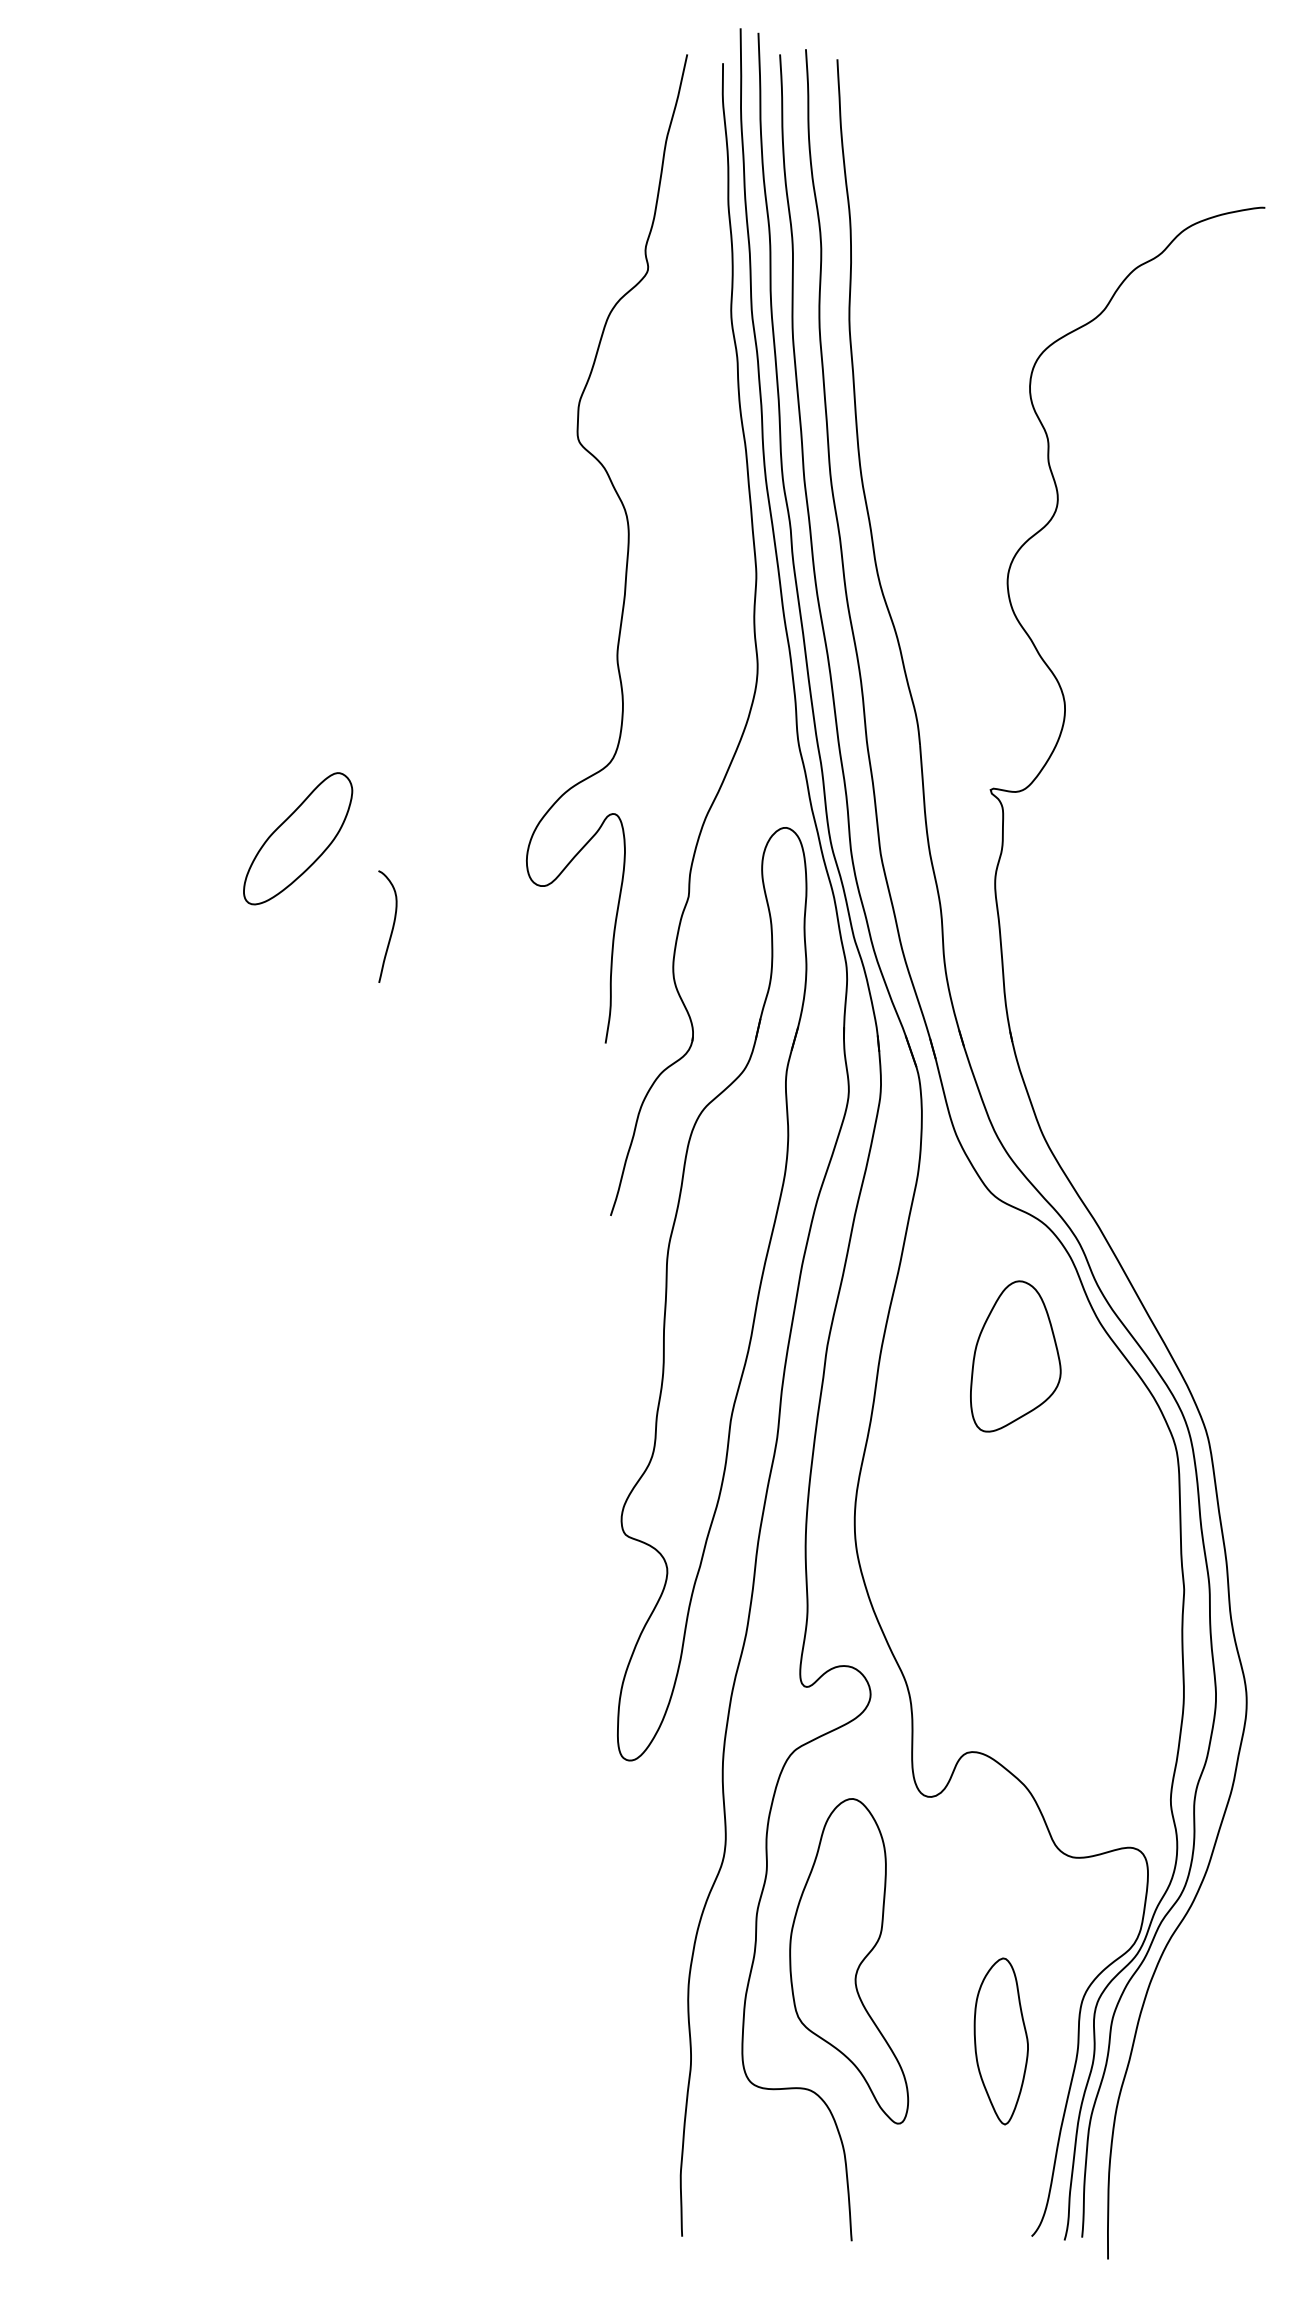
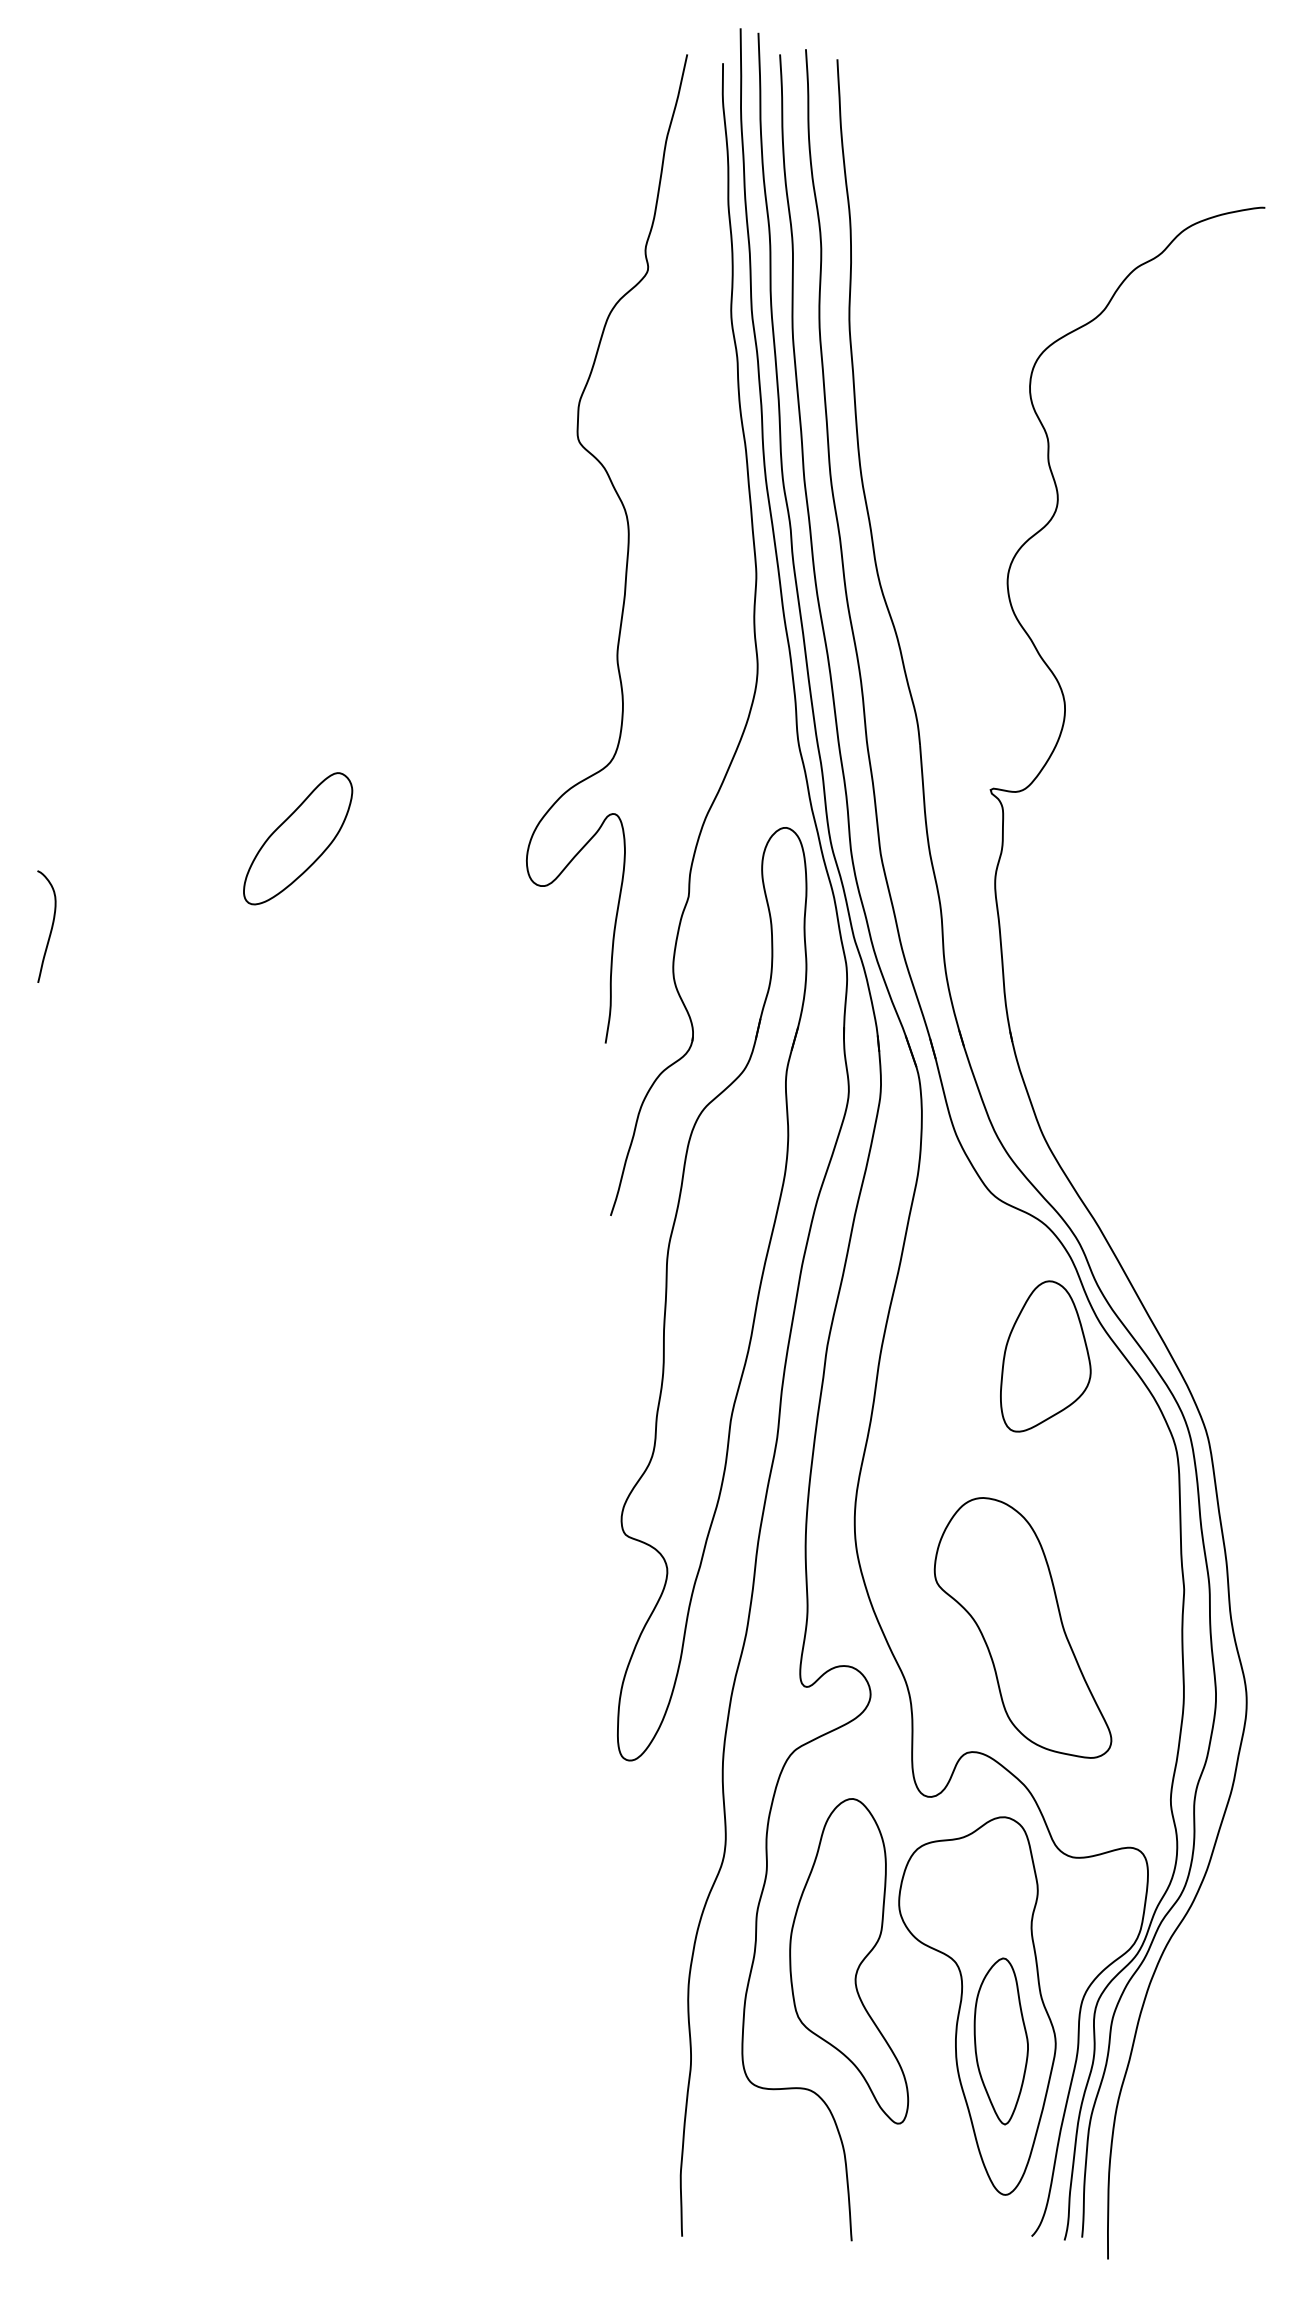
curve position: (392, 926) -> (51, 926) (51, 926)
part position: (1015, 1356) -> (1045, 1356) (1045, 1356)
part: none -> present (1022, 1627)
part: none -> present (977, 2005)
